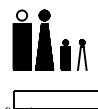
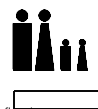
hatch: none -> present (21, 15)
hatch: none -> present (81, 57)
